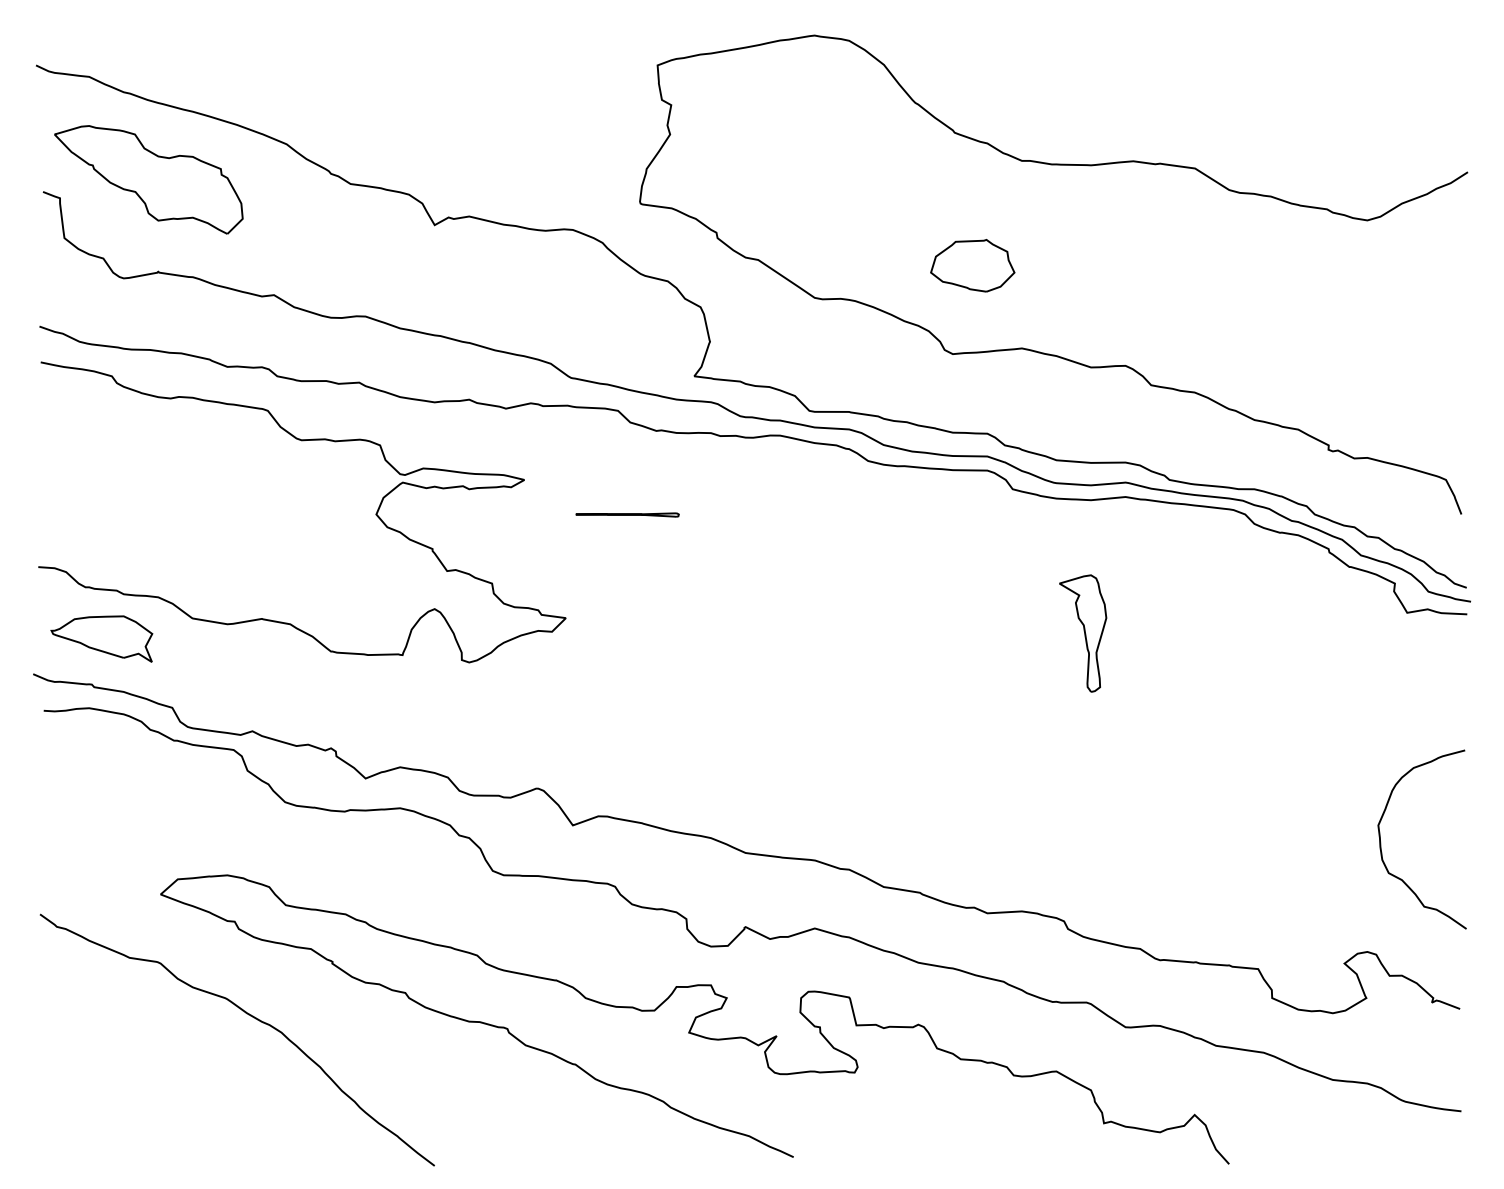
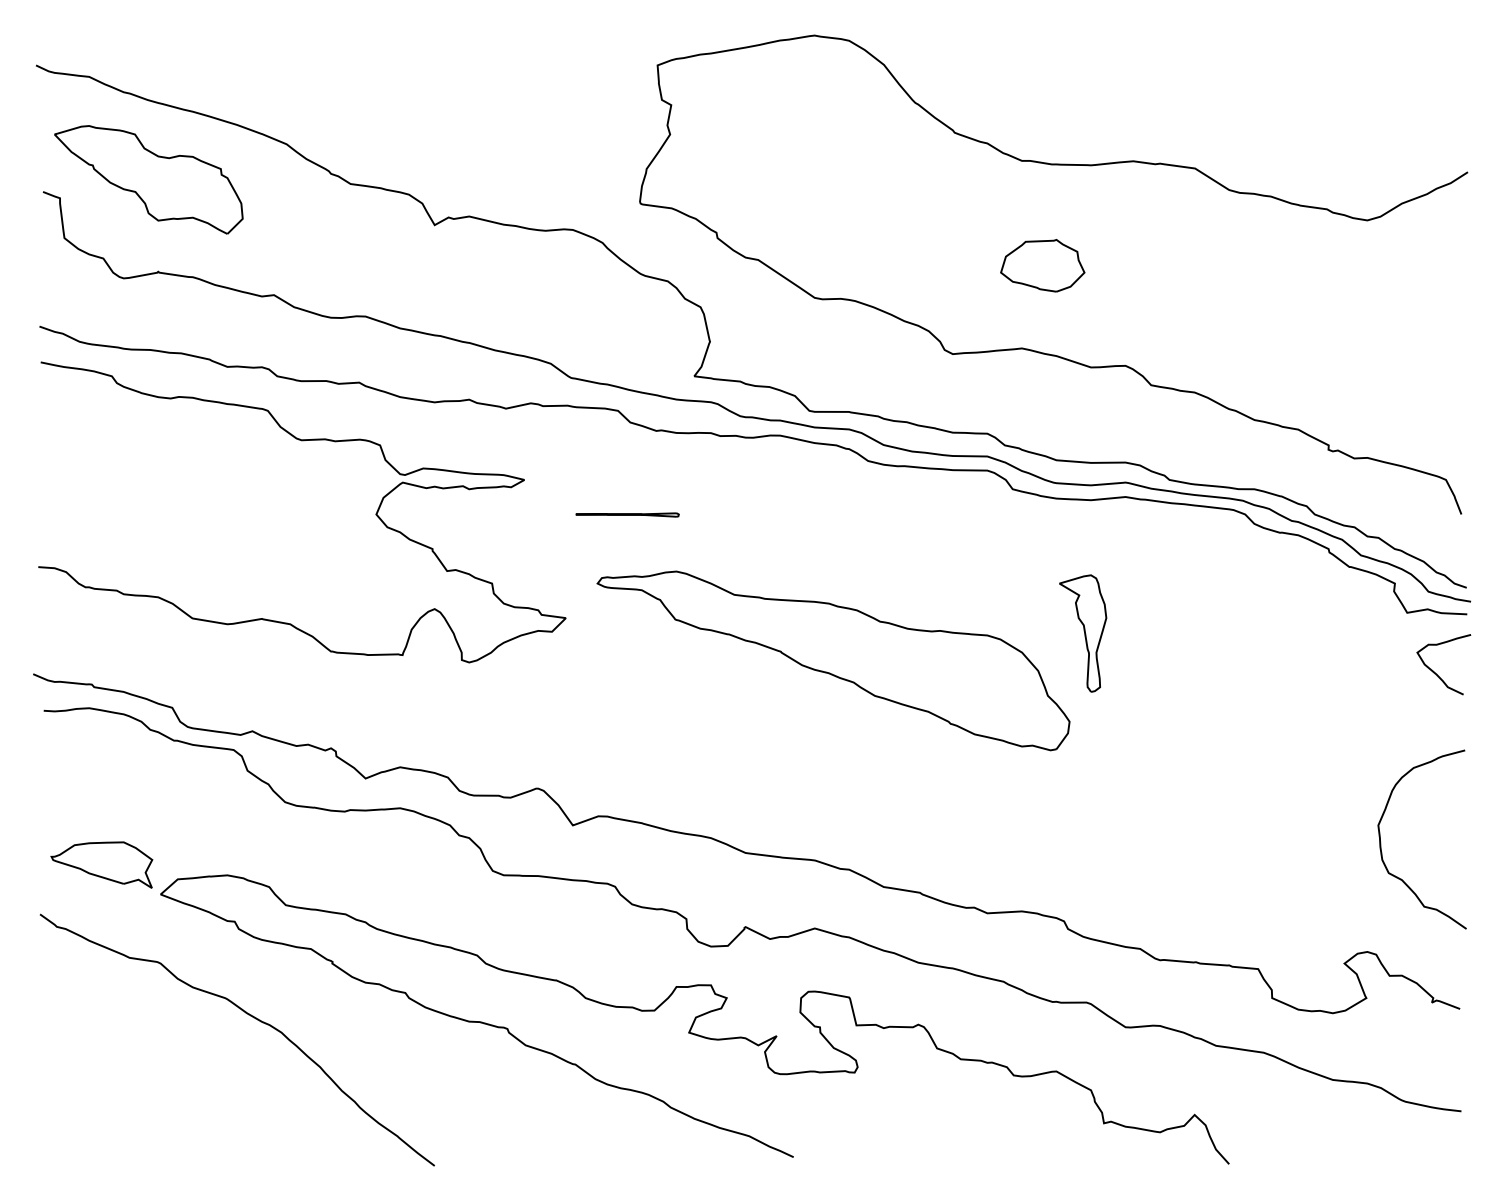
part position: (972, 265) -> (1042, 265) (1042, 265)
part position: (101, 638) -> (101, 864) (101, 864)
part: none -> present (833, 660)
curve: none -> present (1435, 672)
